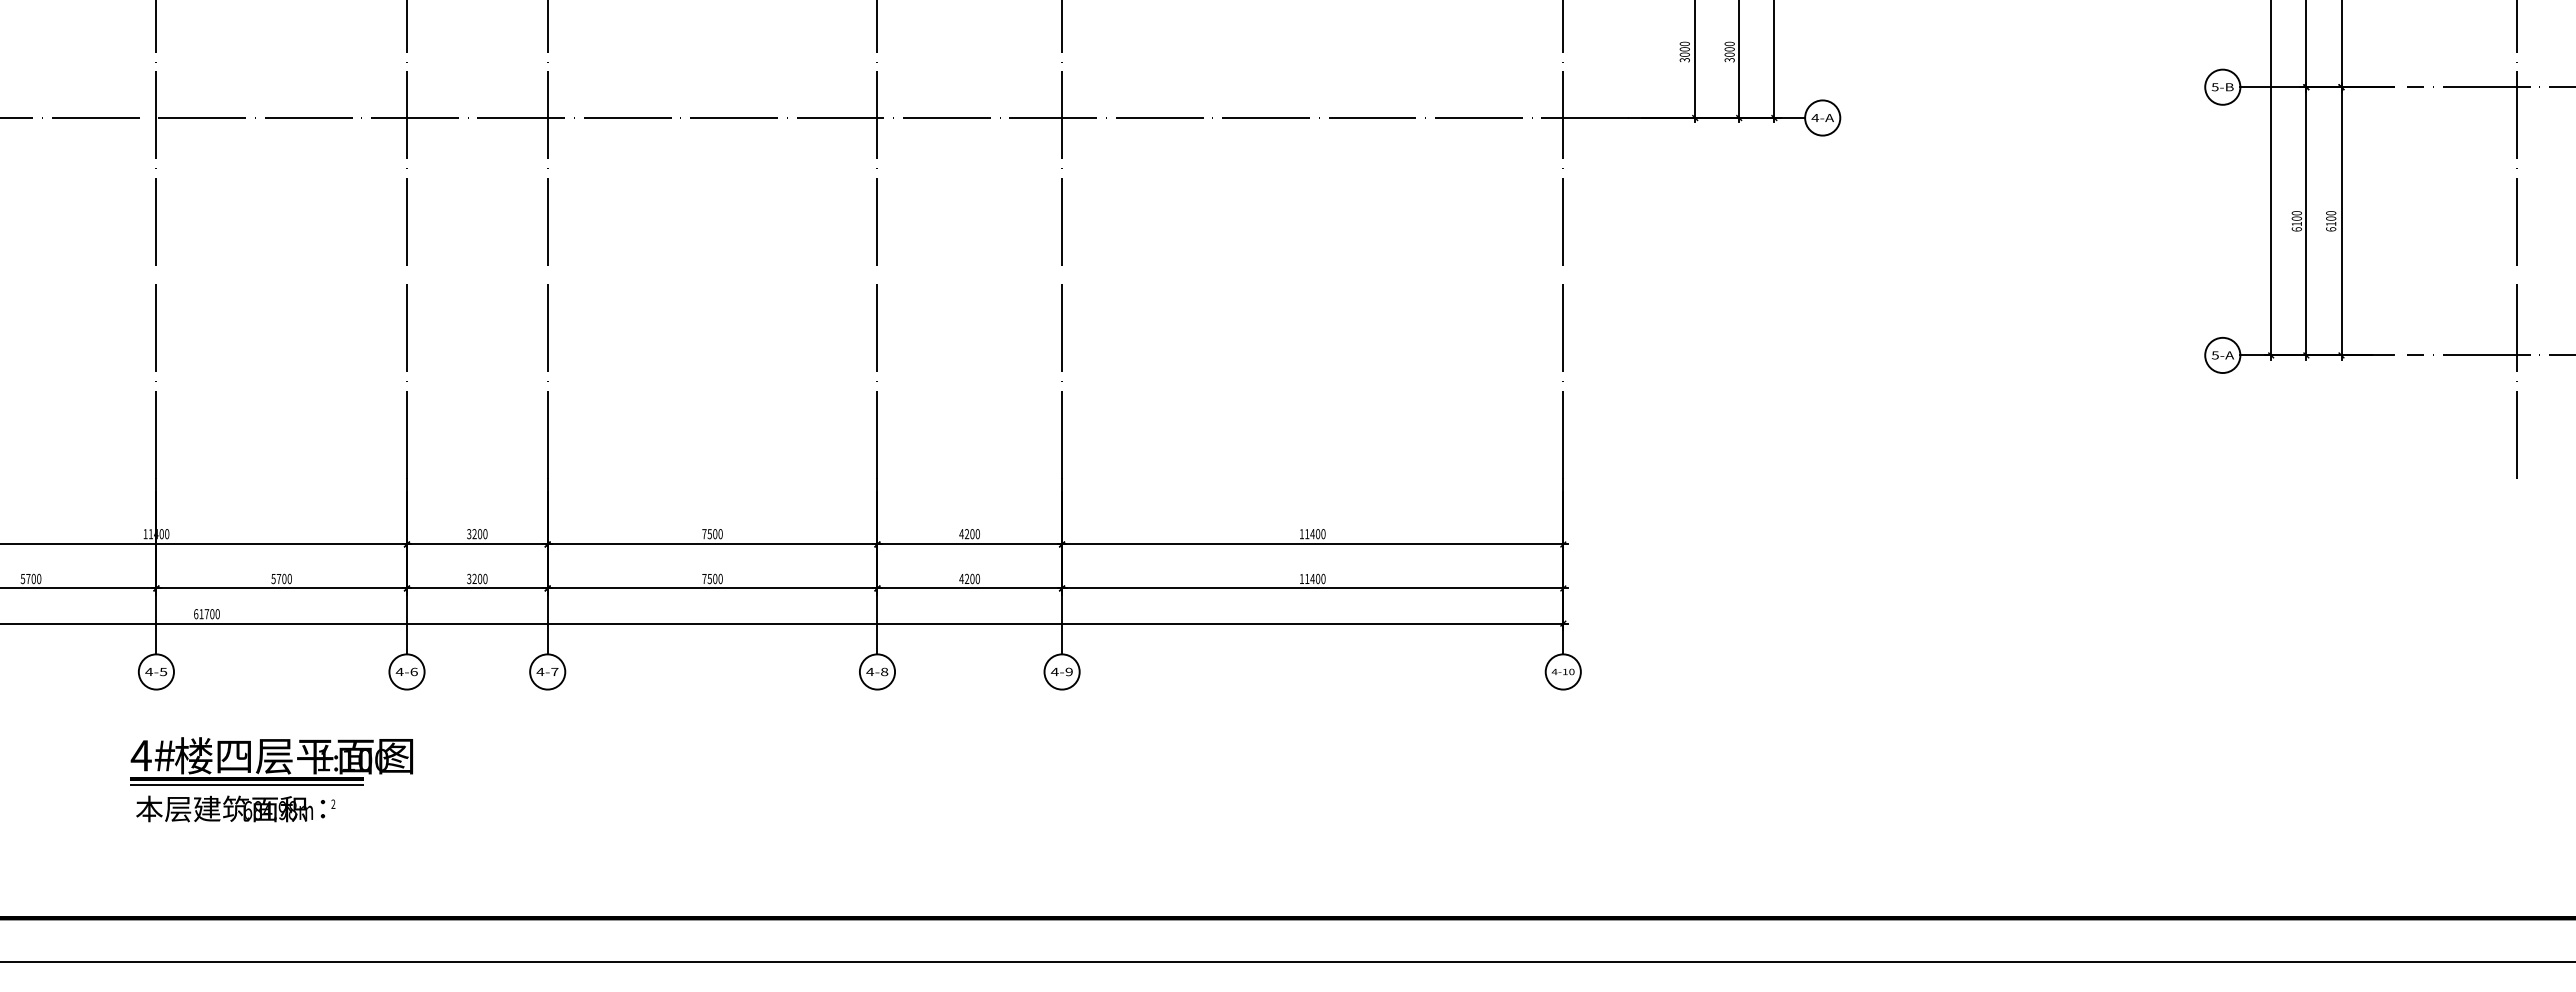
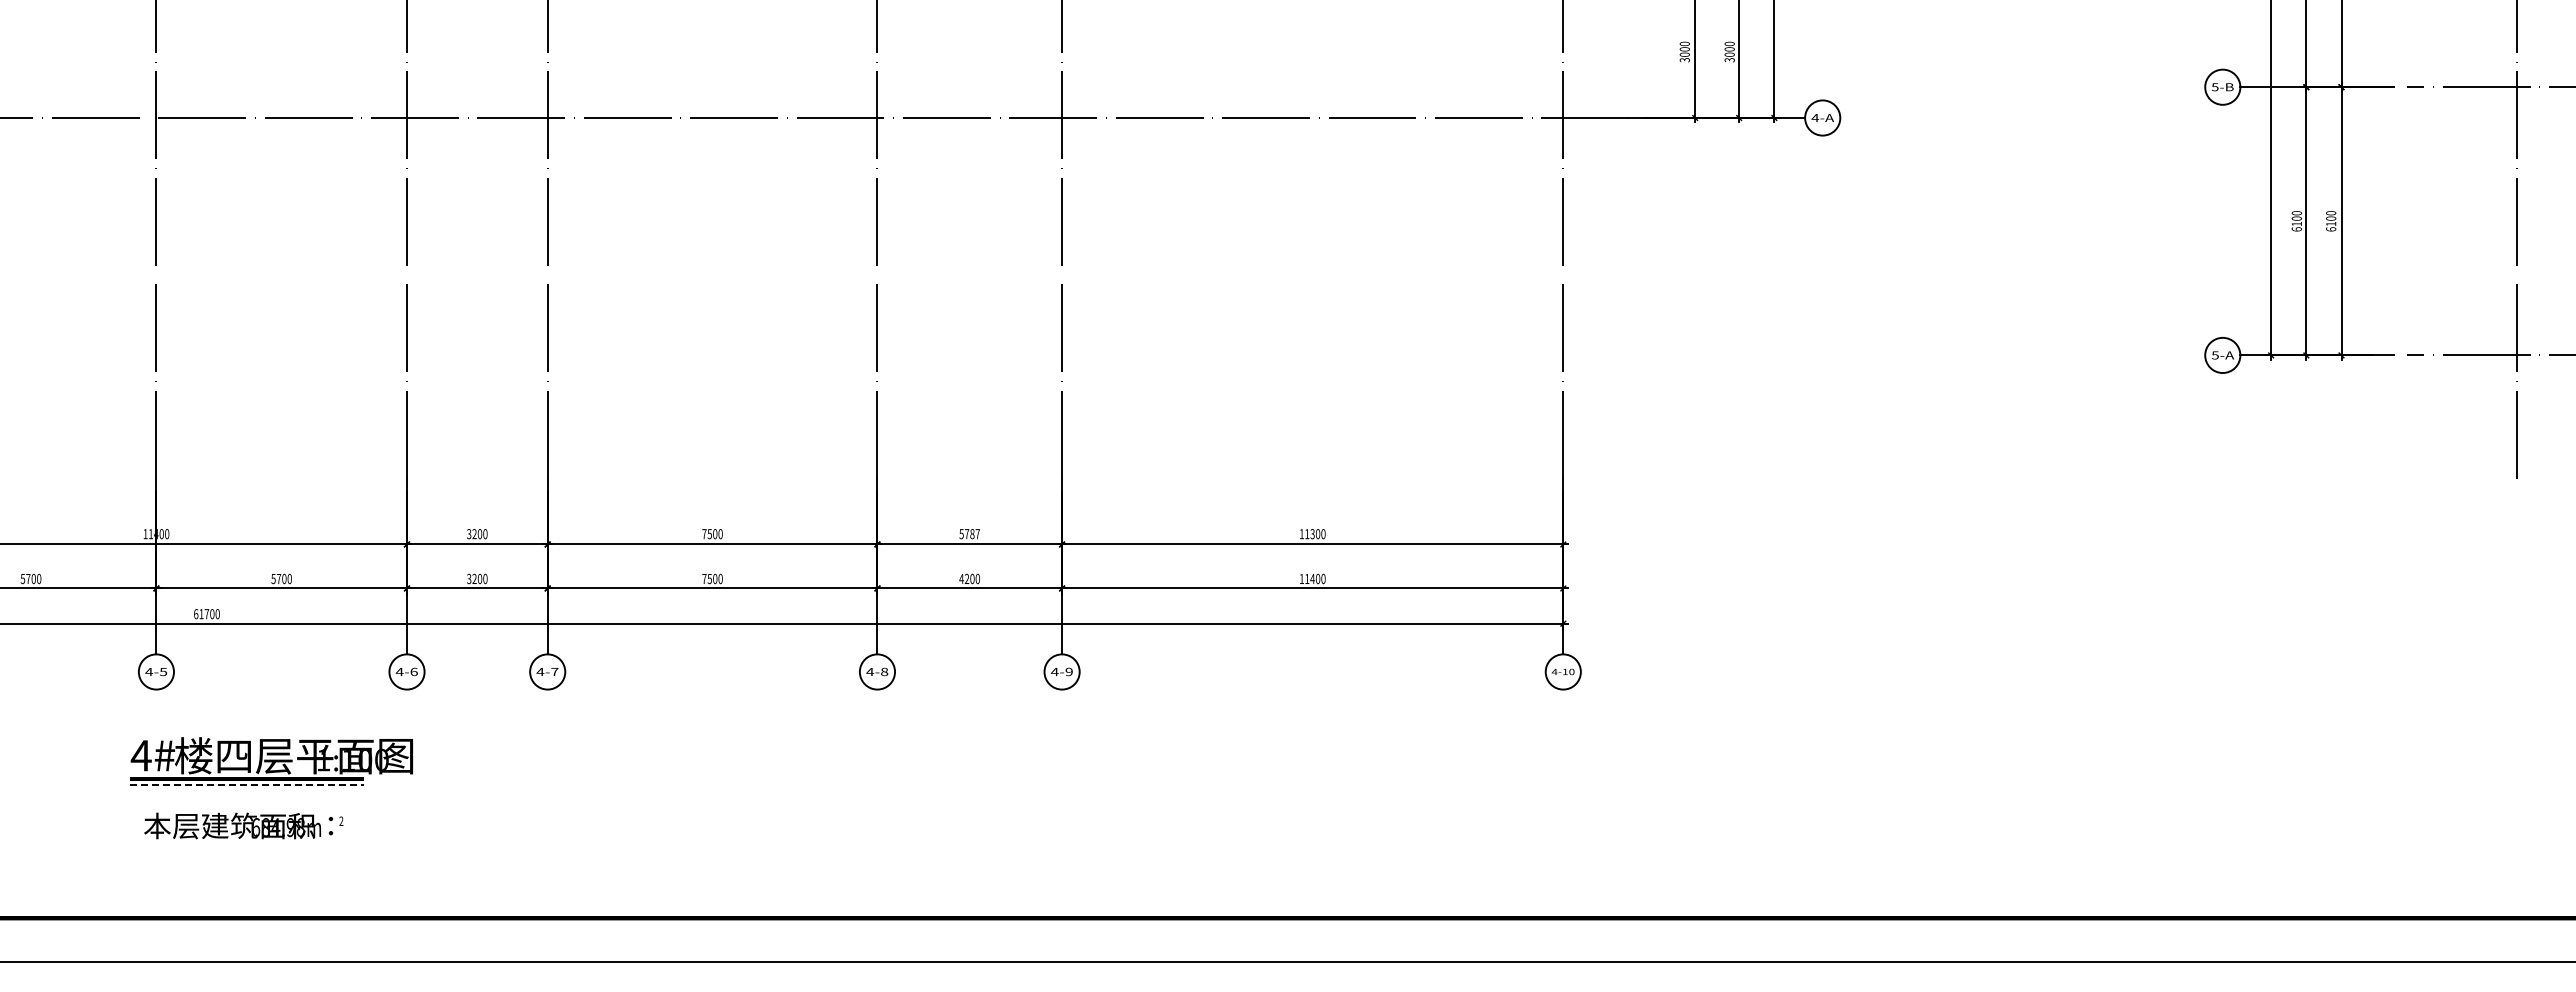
text: 4200 -> 5787 (969, 534)
text: 11400 -> 11300 (1312, 534)
line: solid -> dashed (246, 785)
text position: (235, 808) -> (243, 825) (243, 825)
